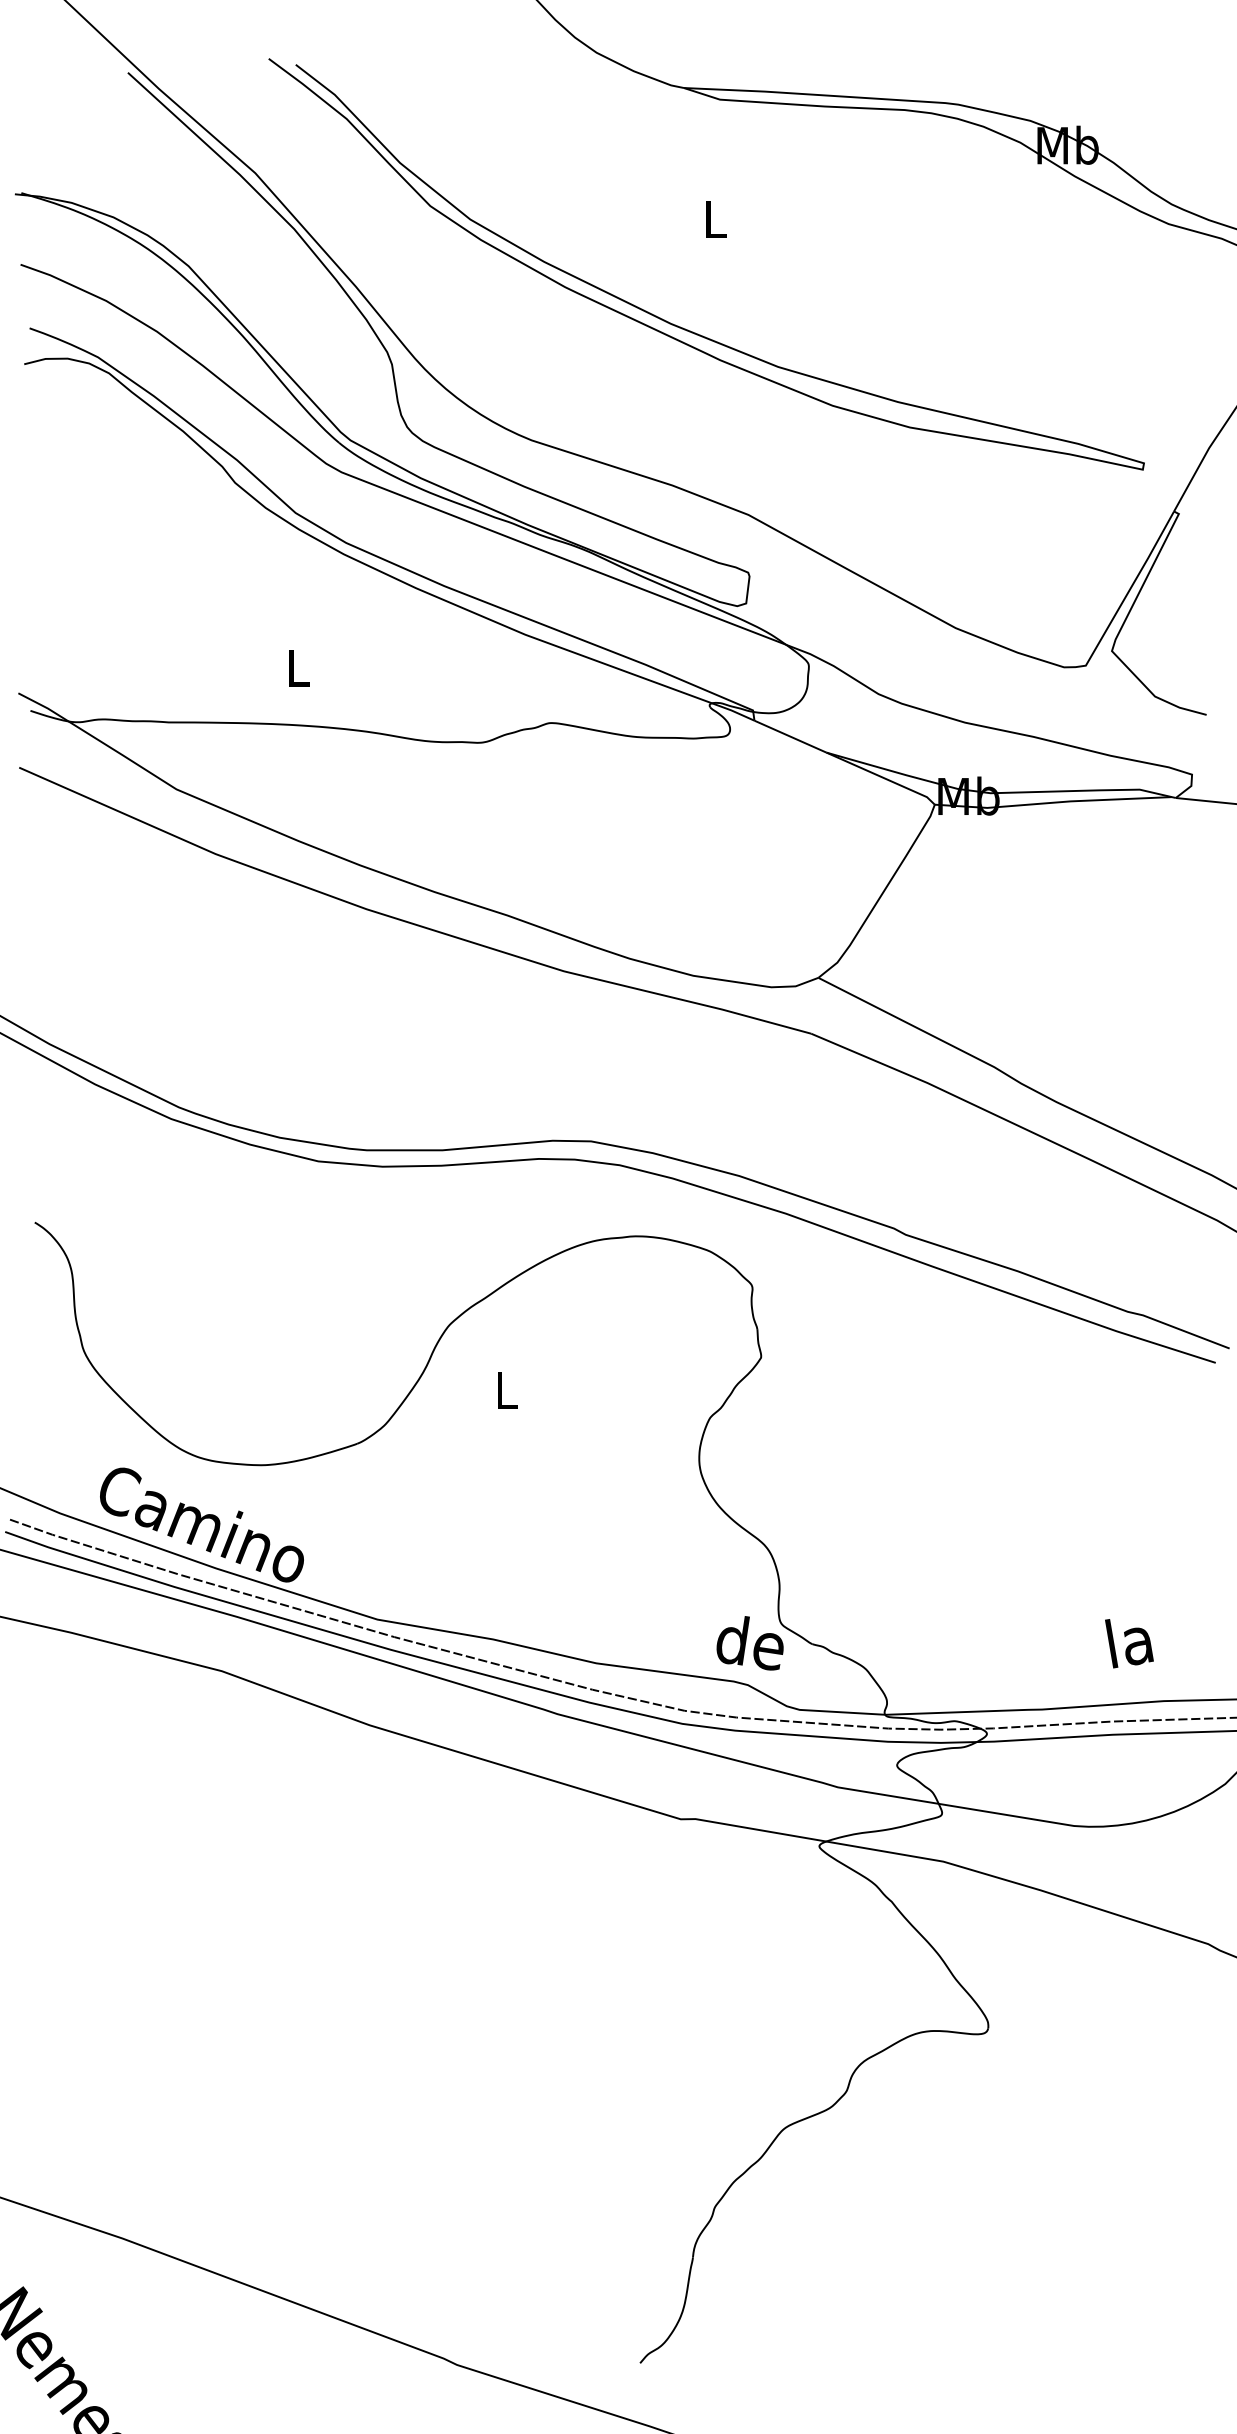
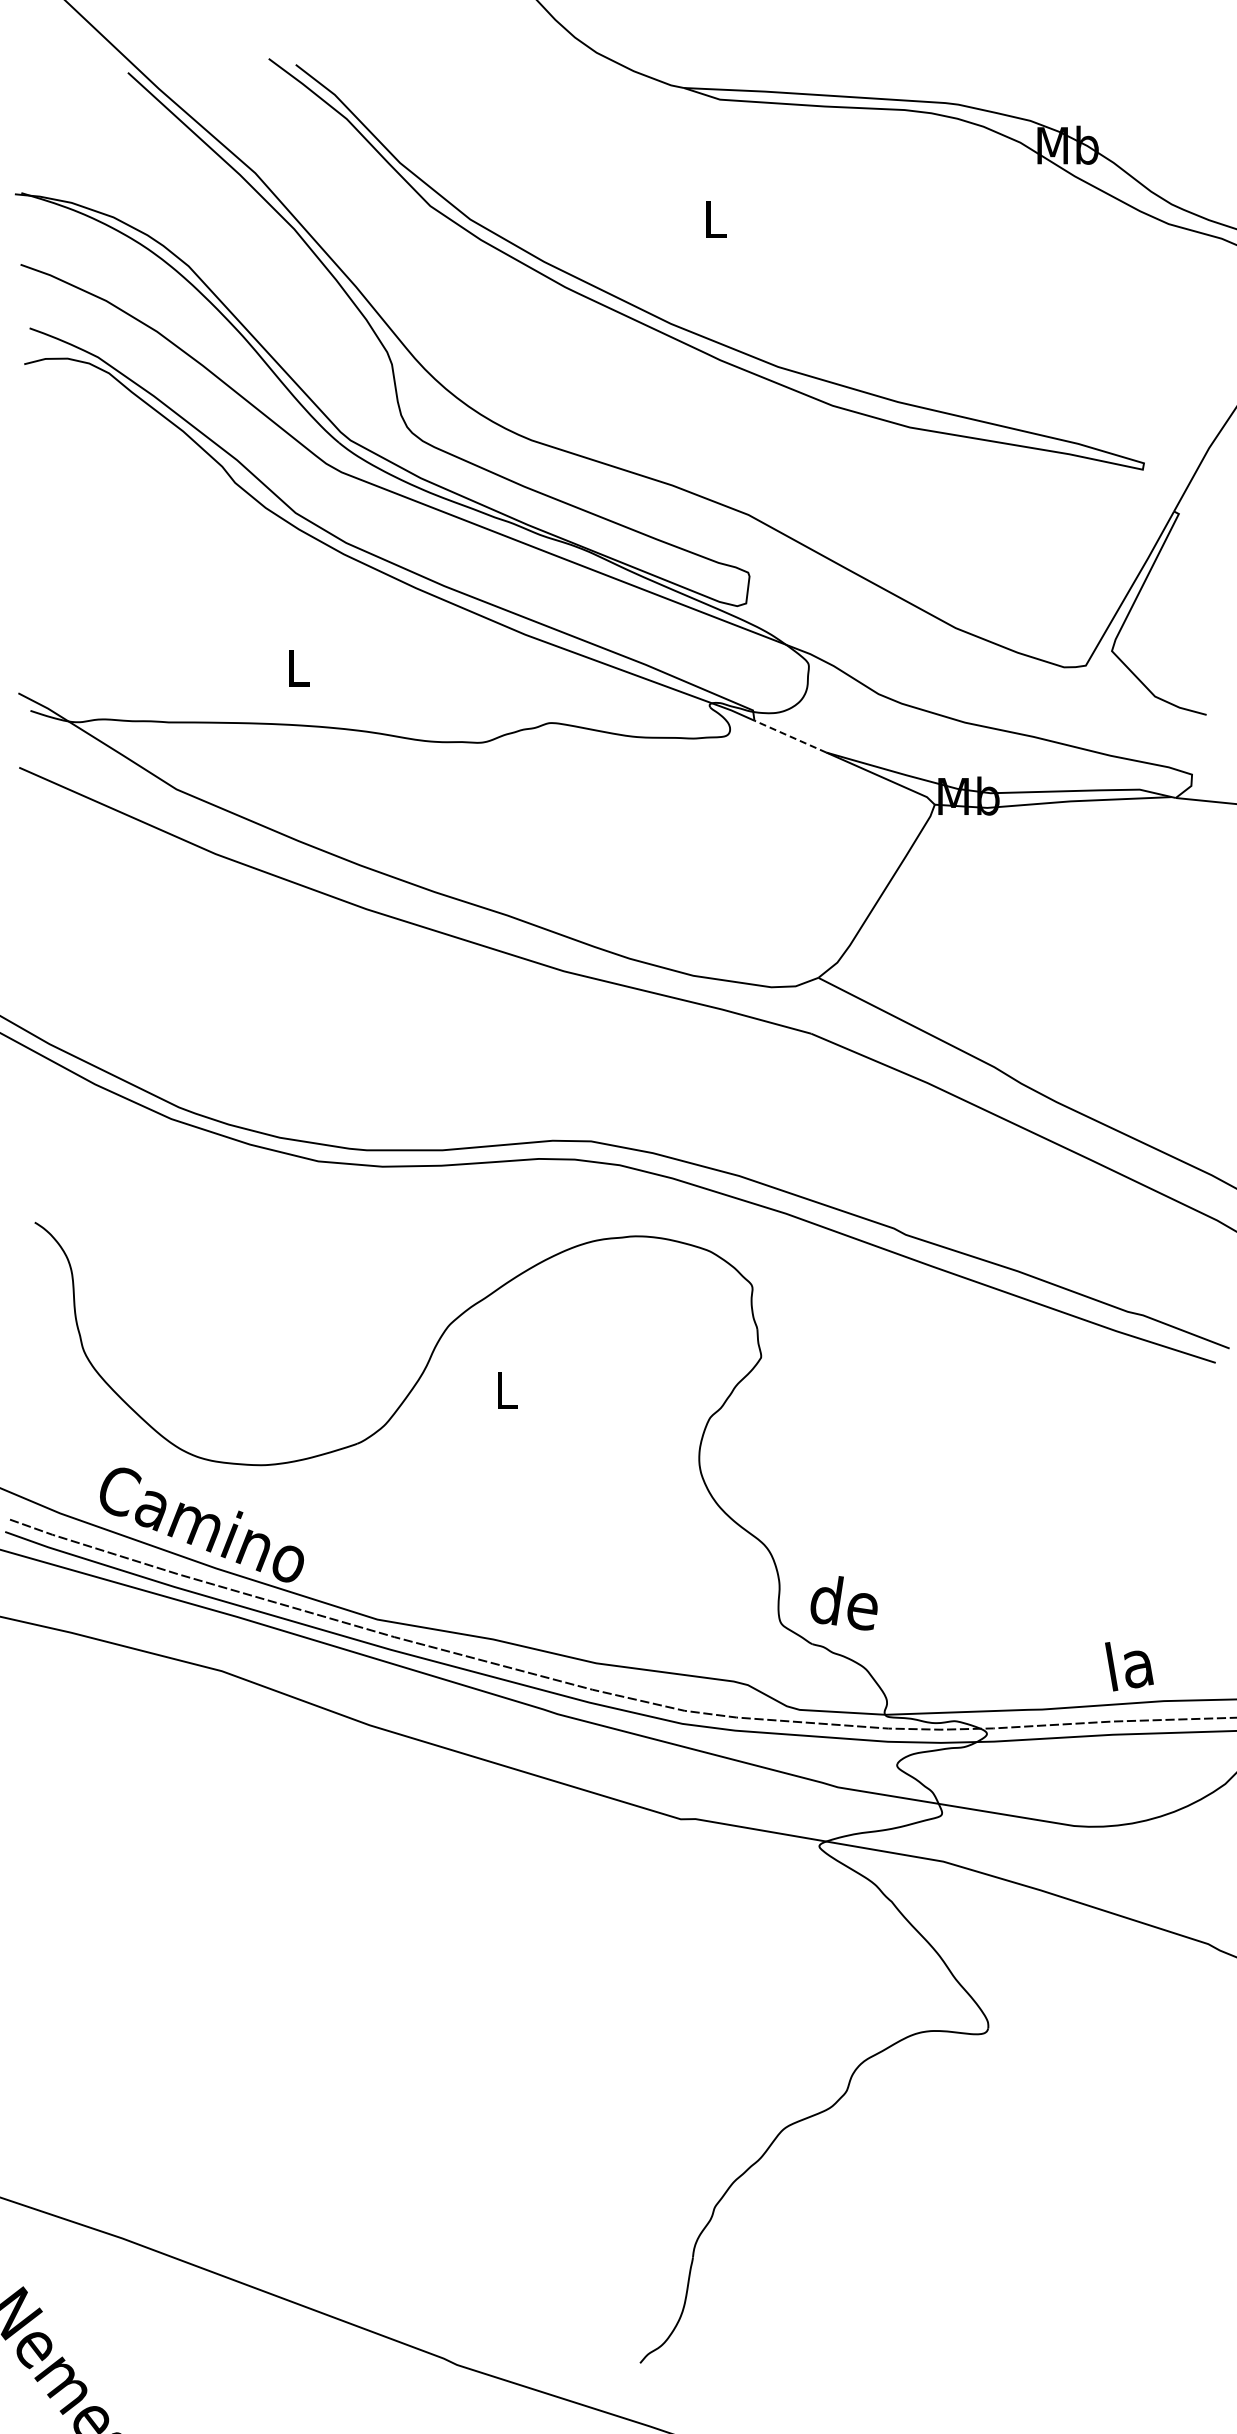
line: solid -> dashed (789, 736)
text position: (749, 1643) -> (843, 1603) (843, 1603)
text position: (1129, 1643) -> (1129, 1666) (1129, 1666)
